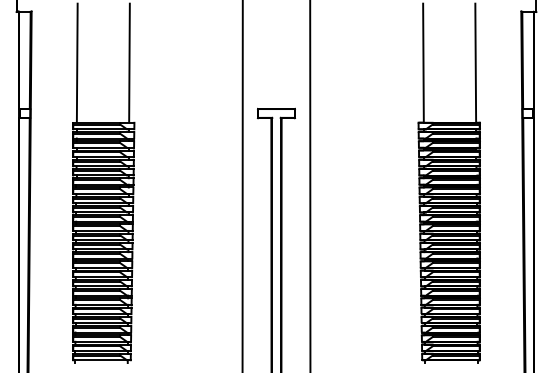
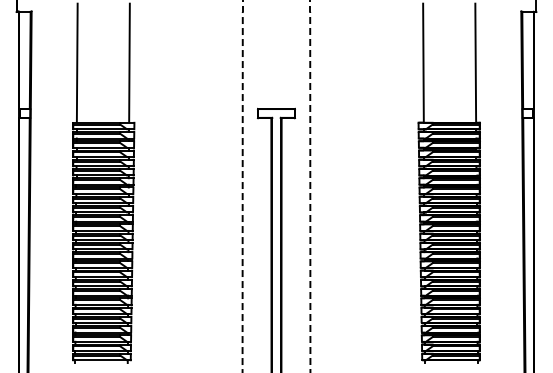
line: solid -> dashed (242, 185)
line: solid -> dashed (310, 186)
